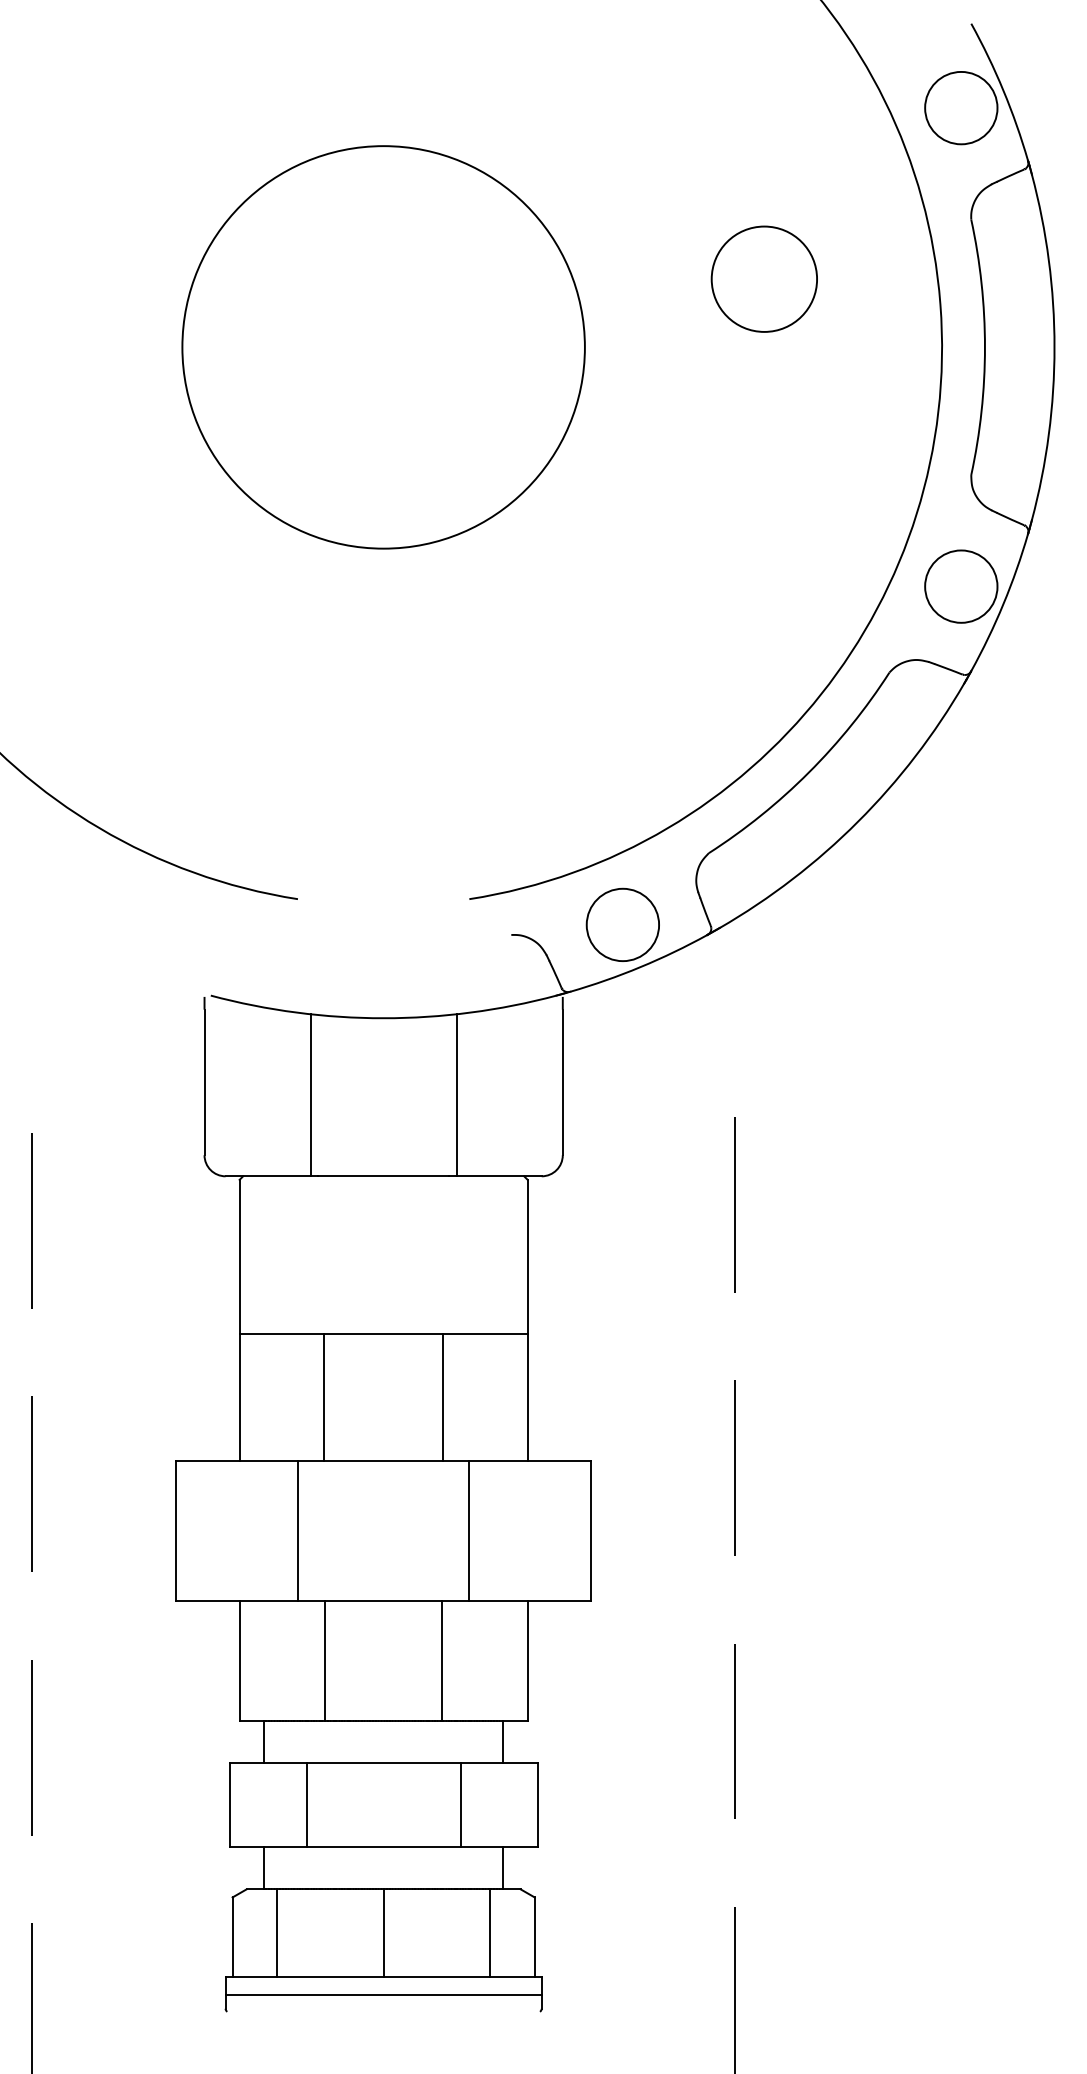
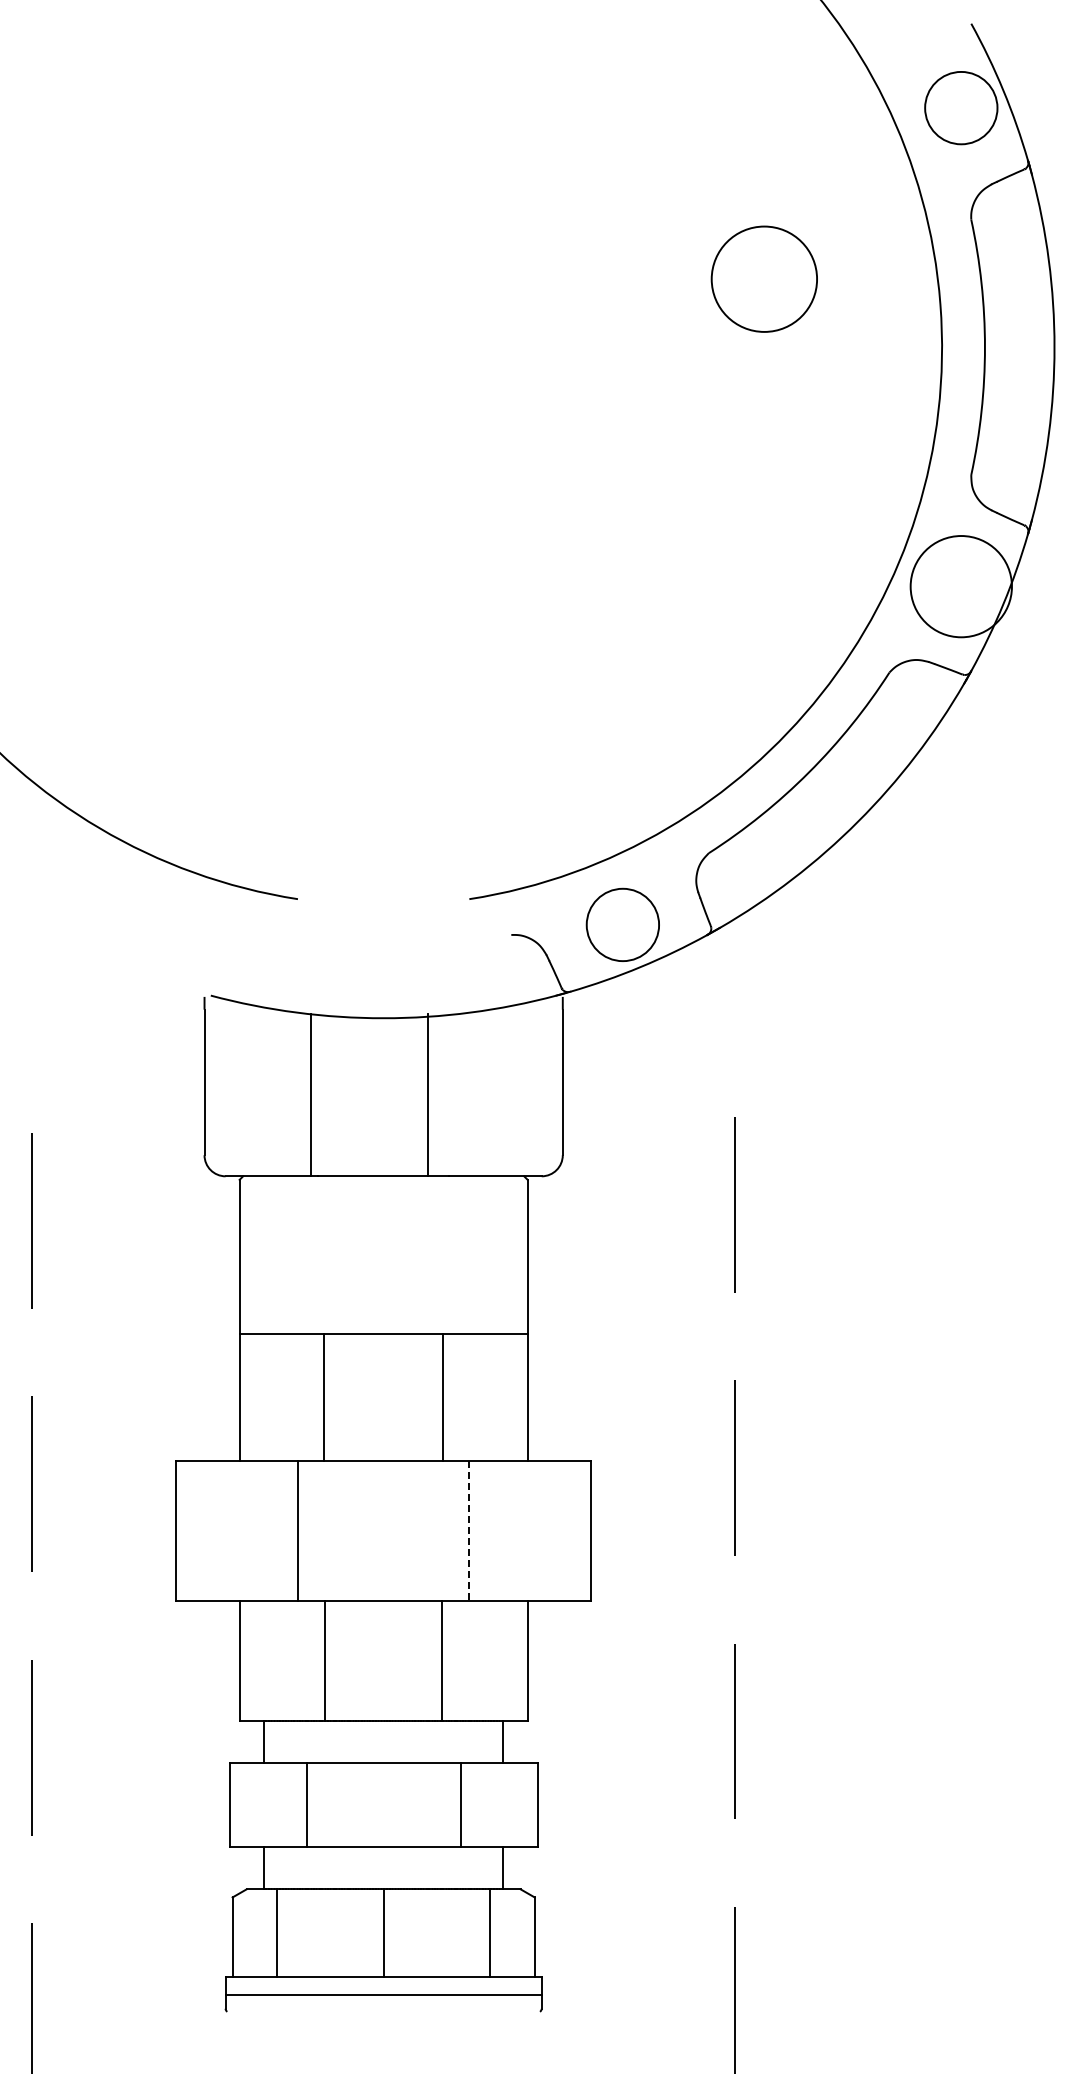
circle: present -> none (383, 347)
circle diameter: 72 px -> 101 px (960, 586)
line position: (456, 1095) -> (427, 1095) (427, 1095)
line: solid -> dashed (468, 1531)
